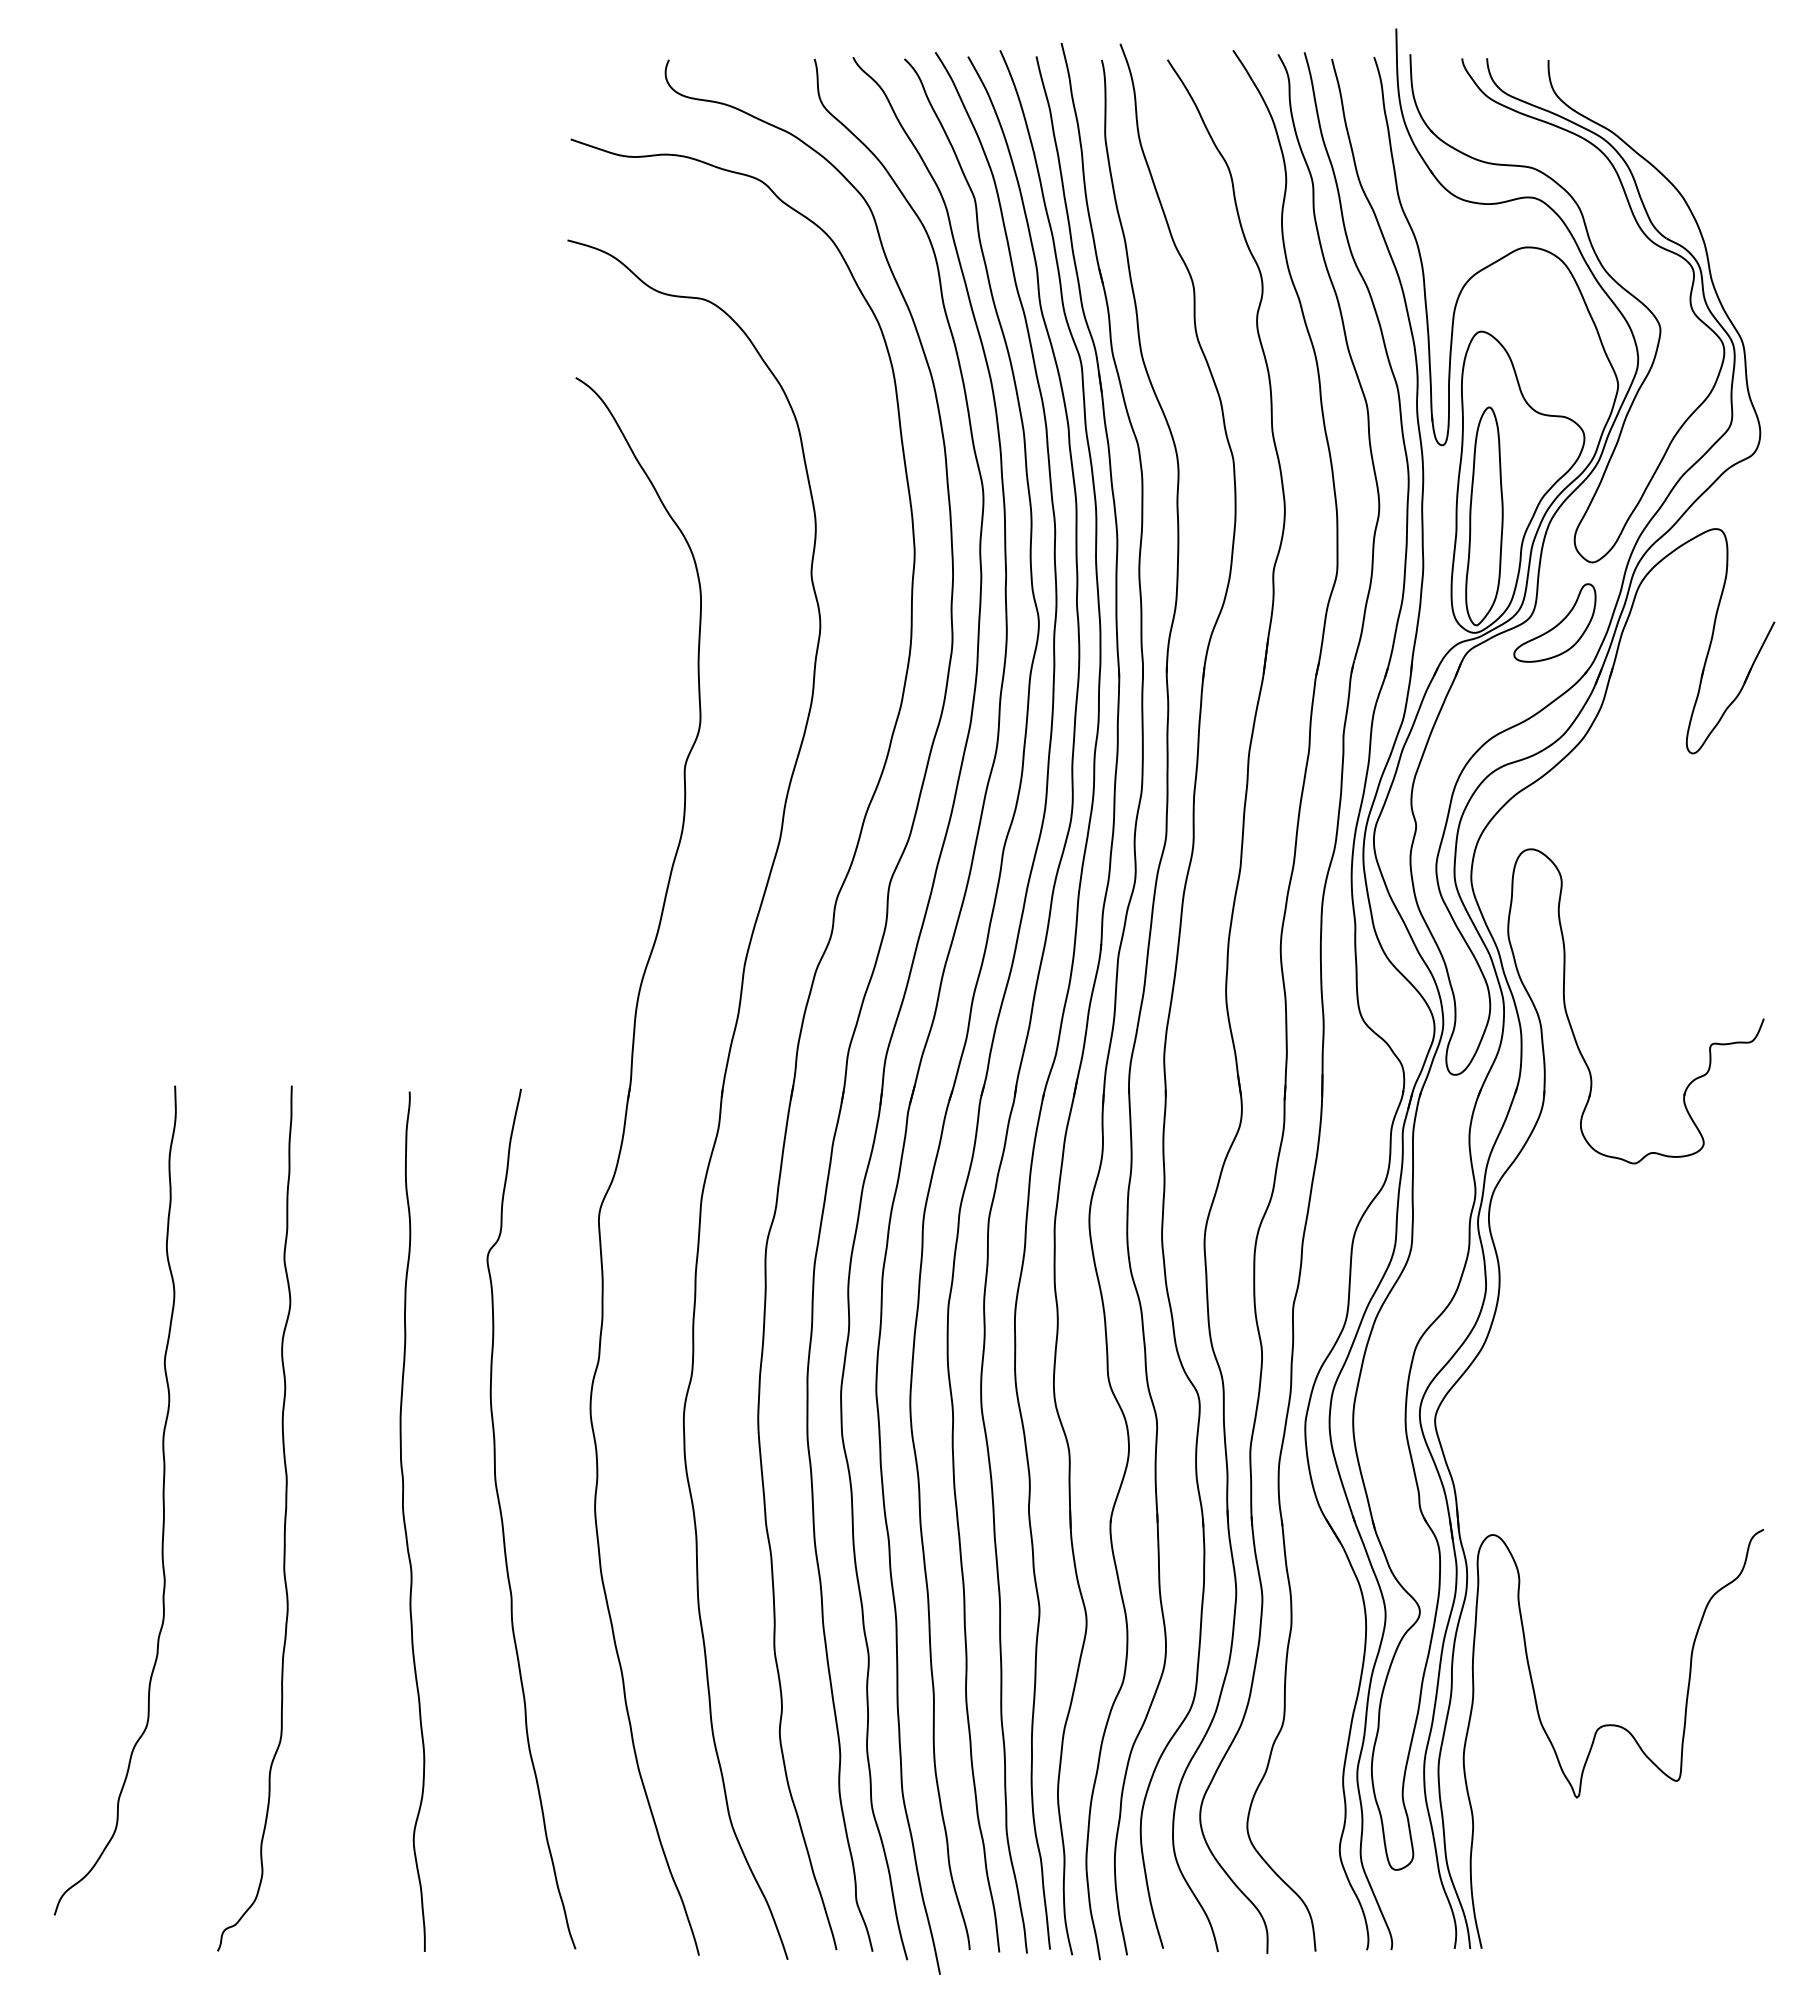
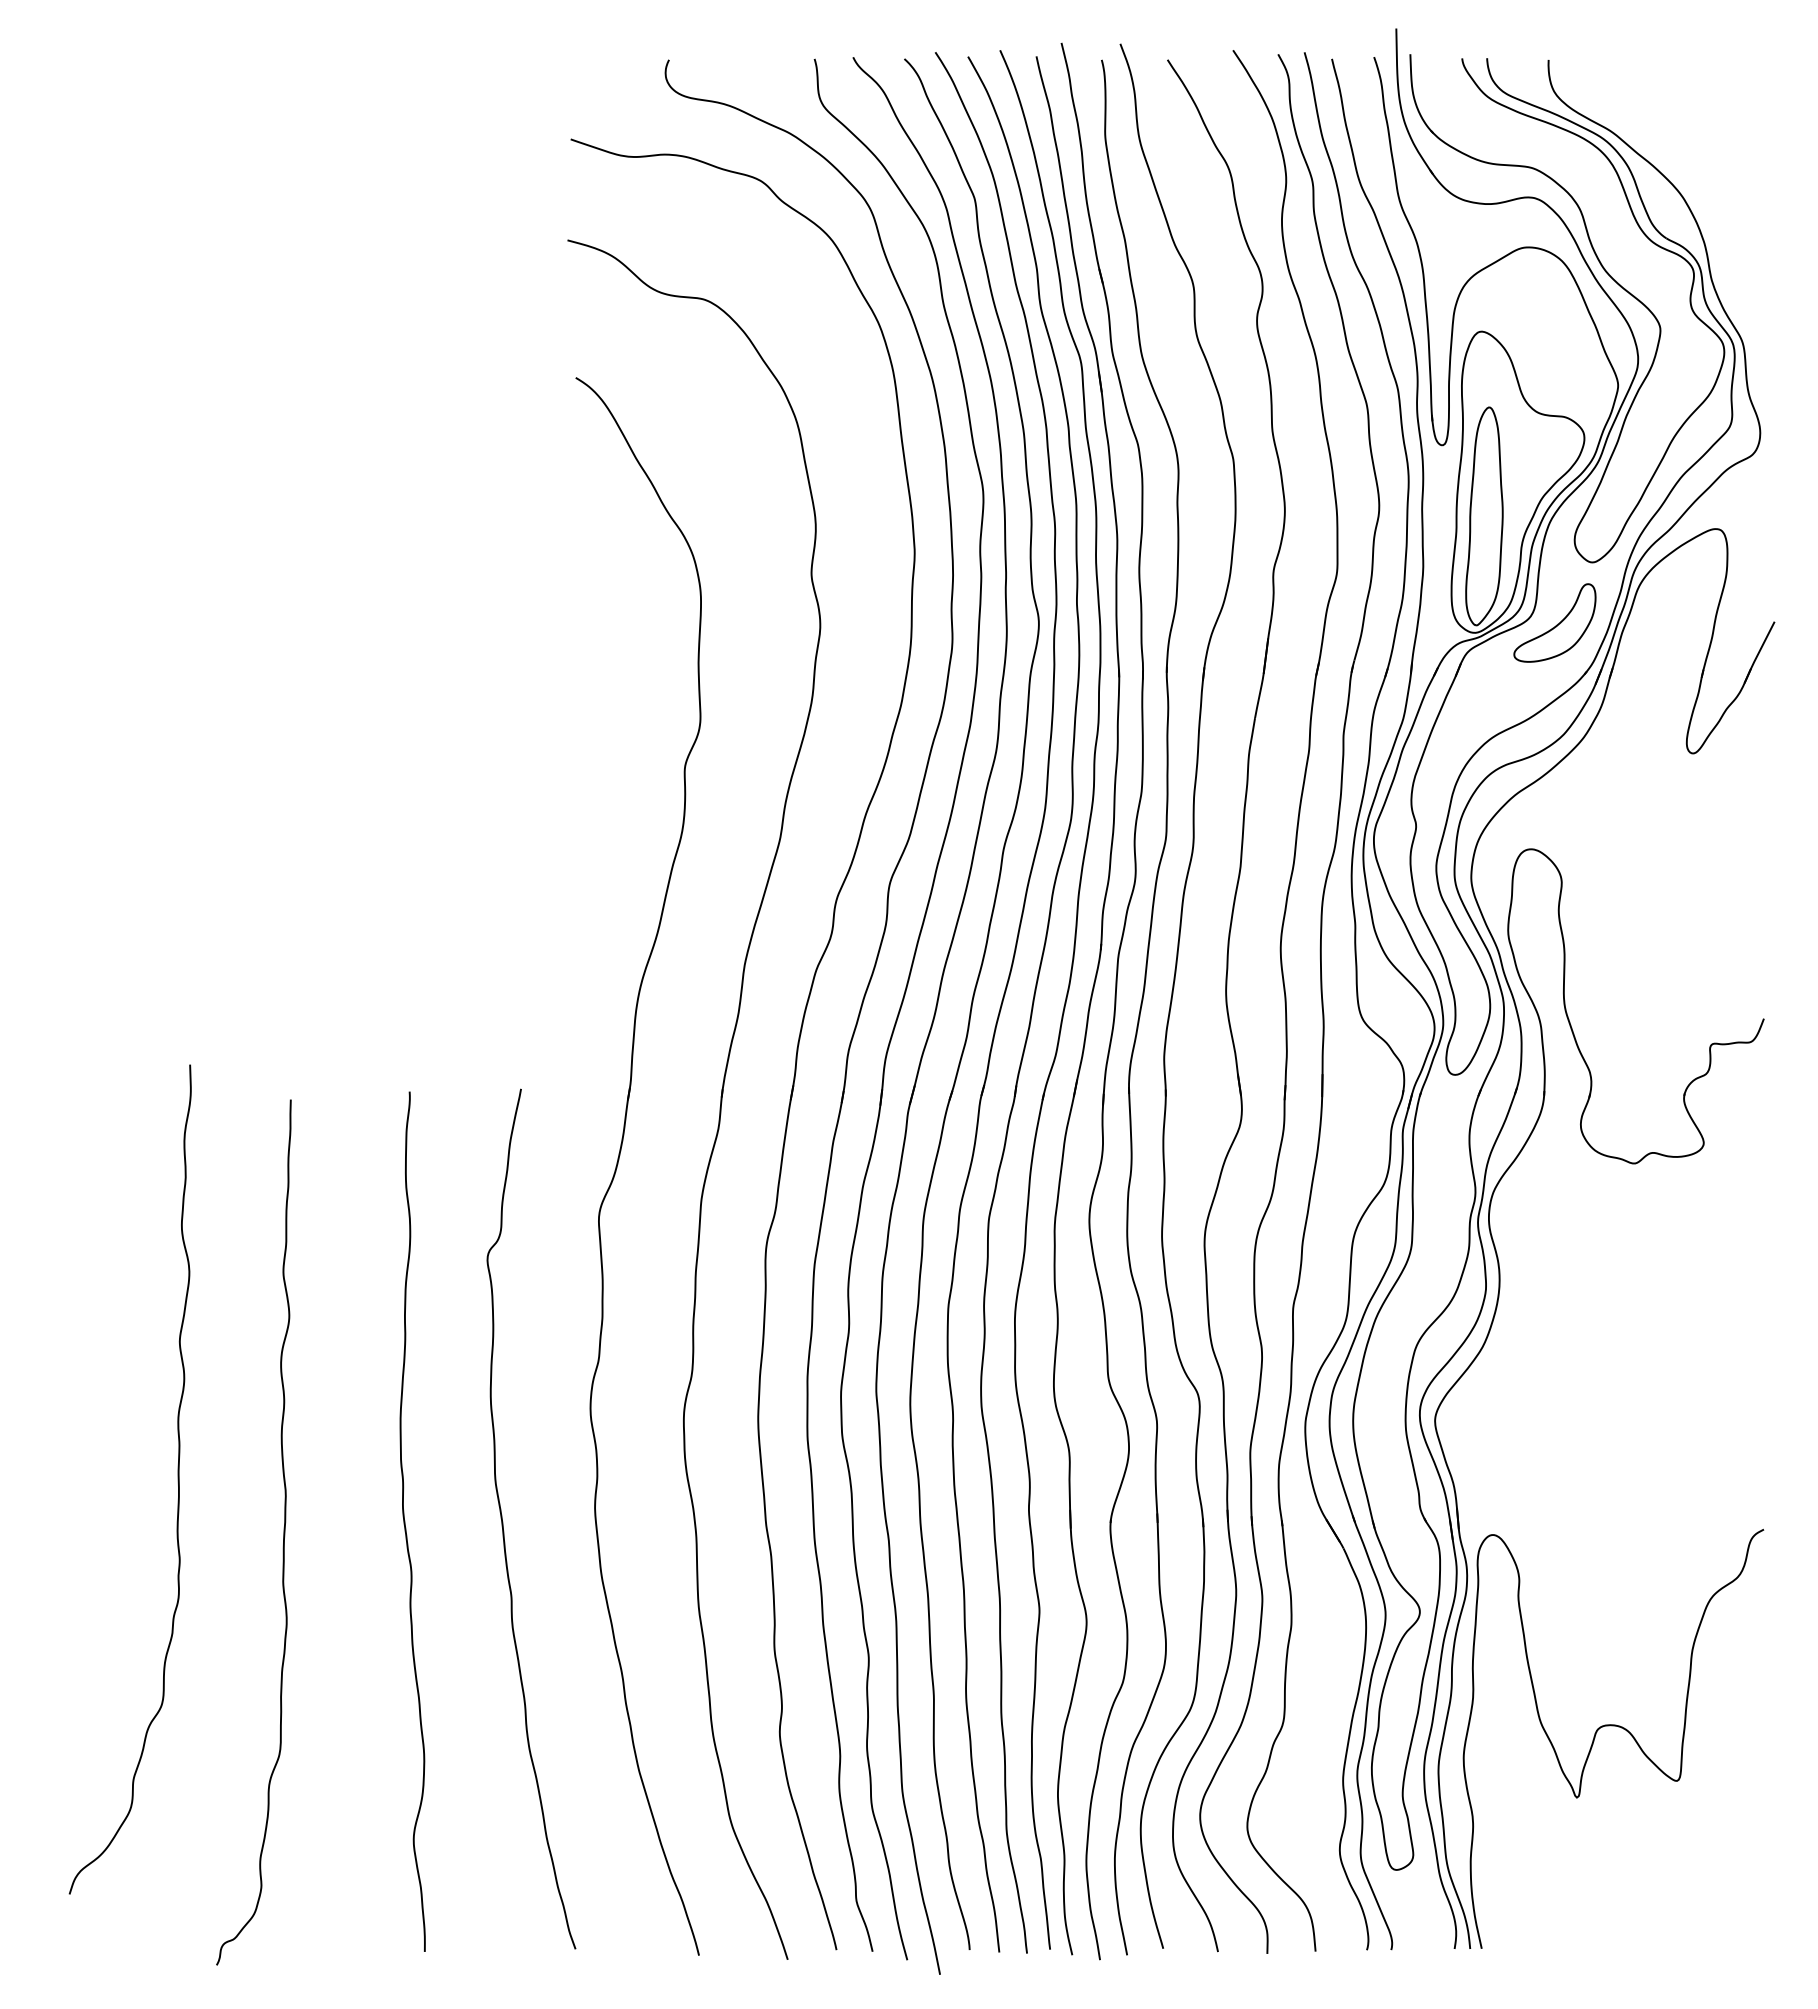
curve position: (162, 1500) -> (177, 1479) (177, 1479)
curve position: (284, 1518) -> (283, 1532) (283, 1532)
